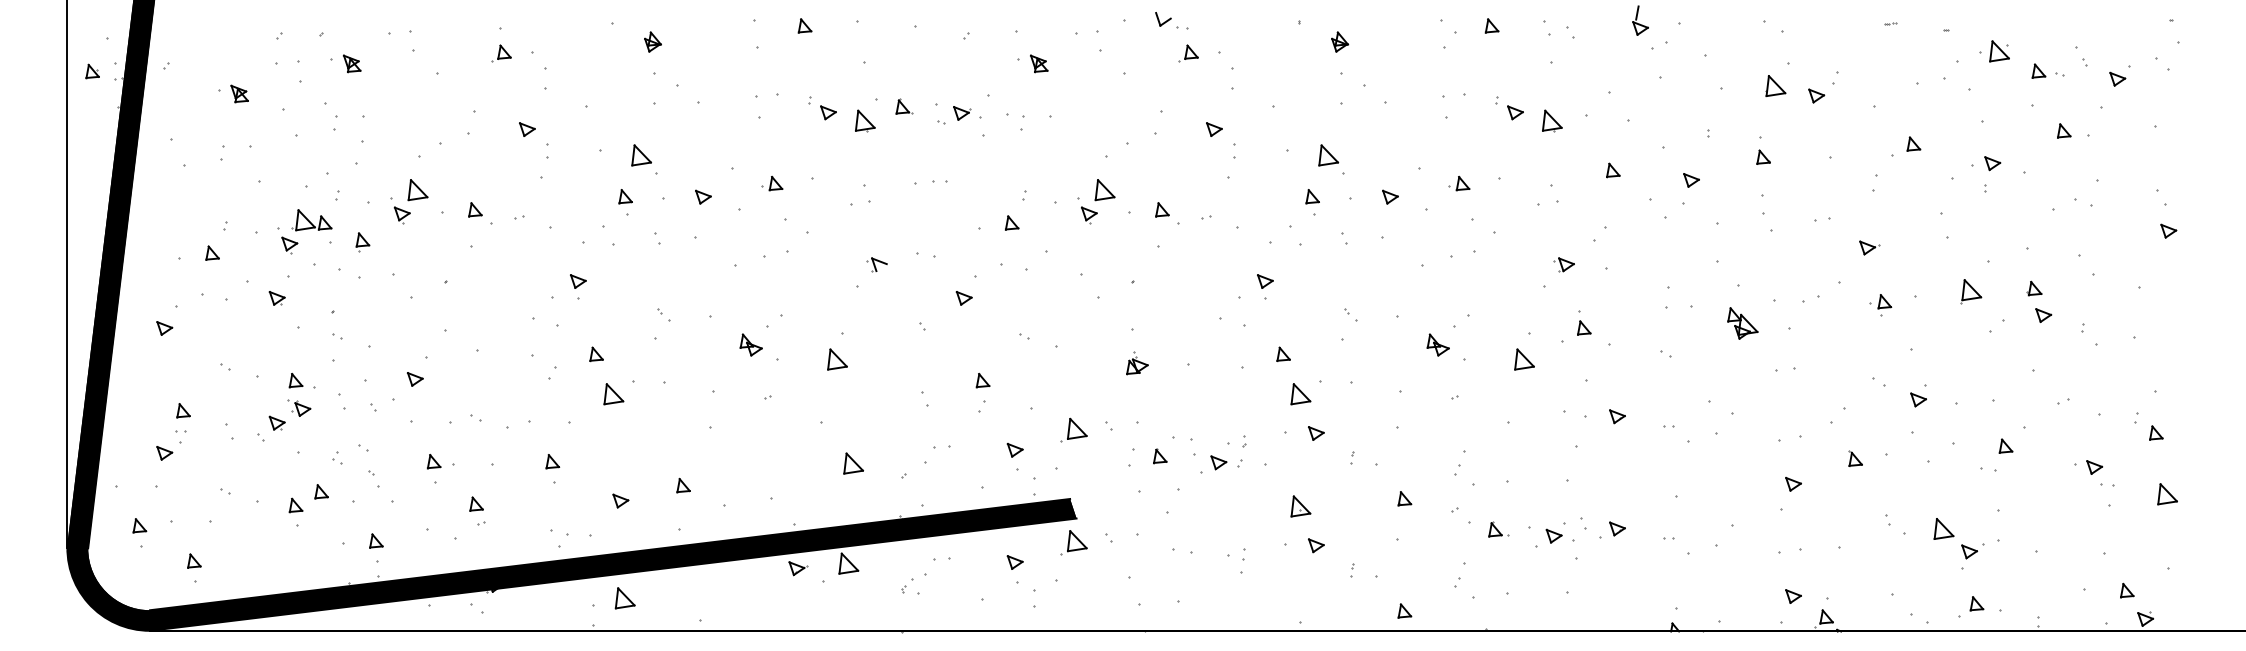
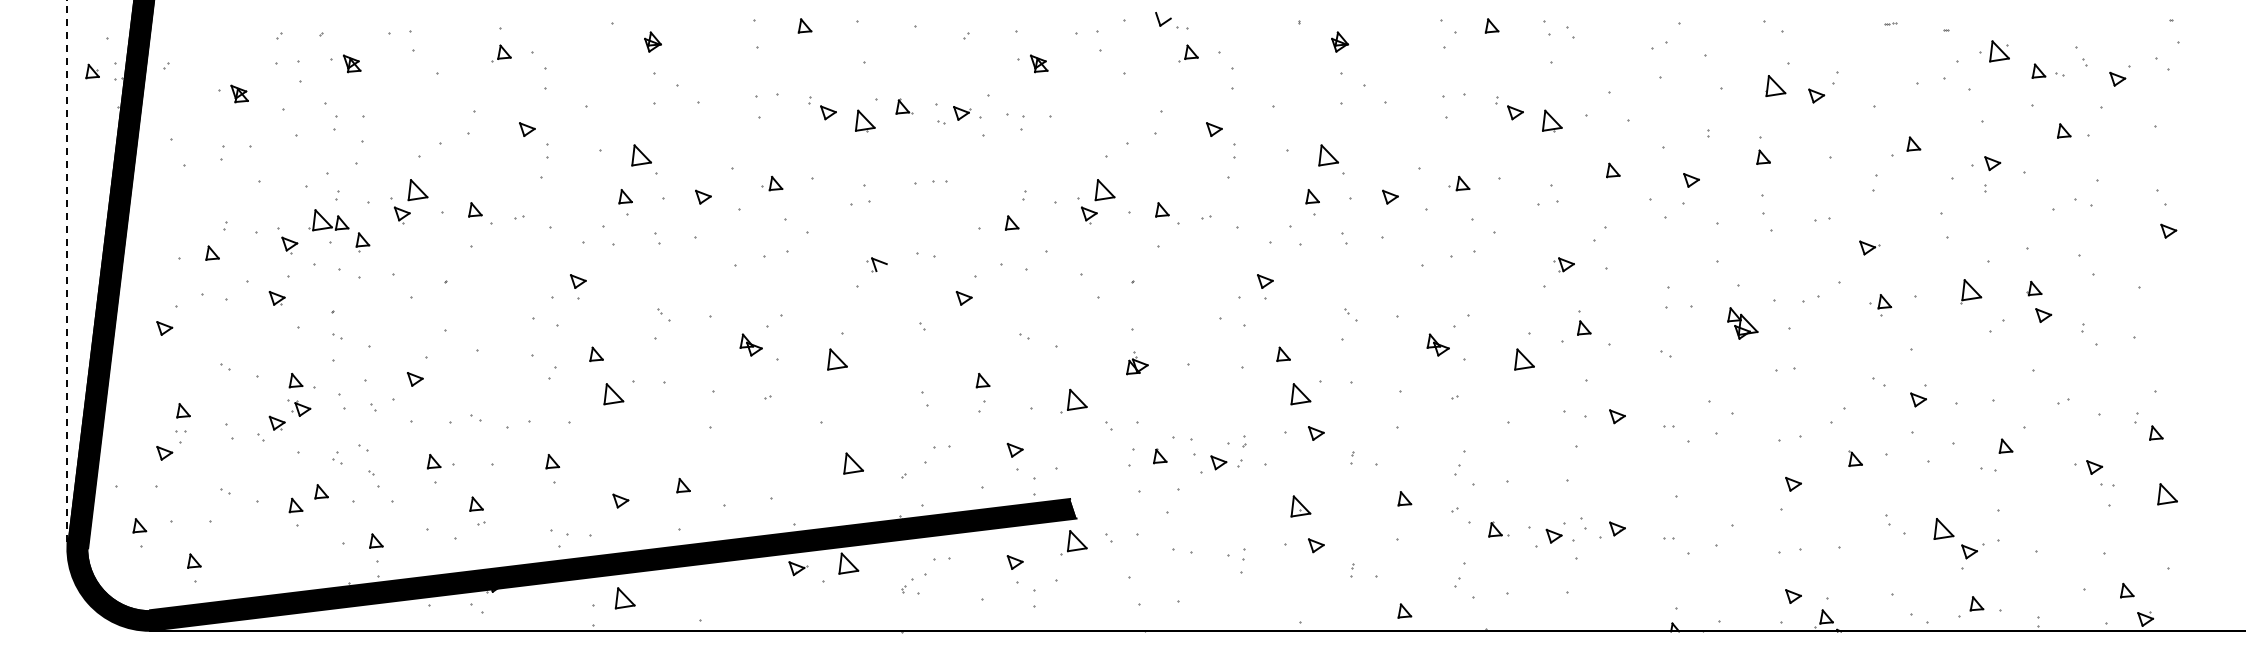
part: present -> none (1640, 20)
part position: (311, 220) -> (328, 220) (328, 220)
line: solid -> dashed (67, 274)
part position: (1073, 429) -> (1073, 400) (1073, 400)
